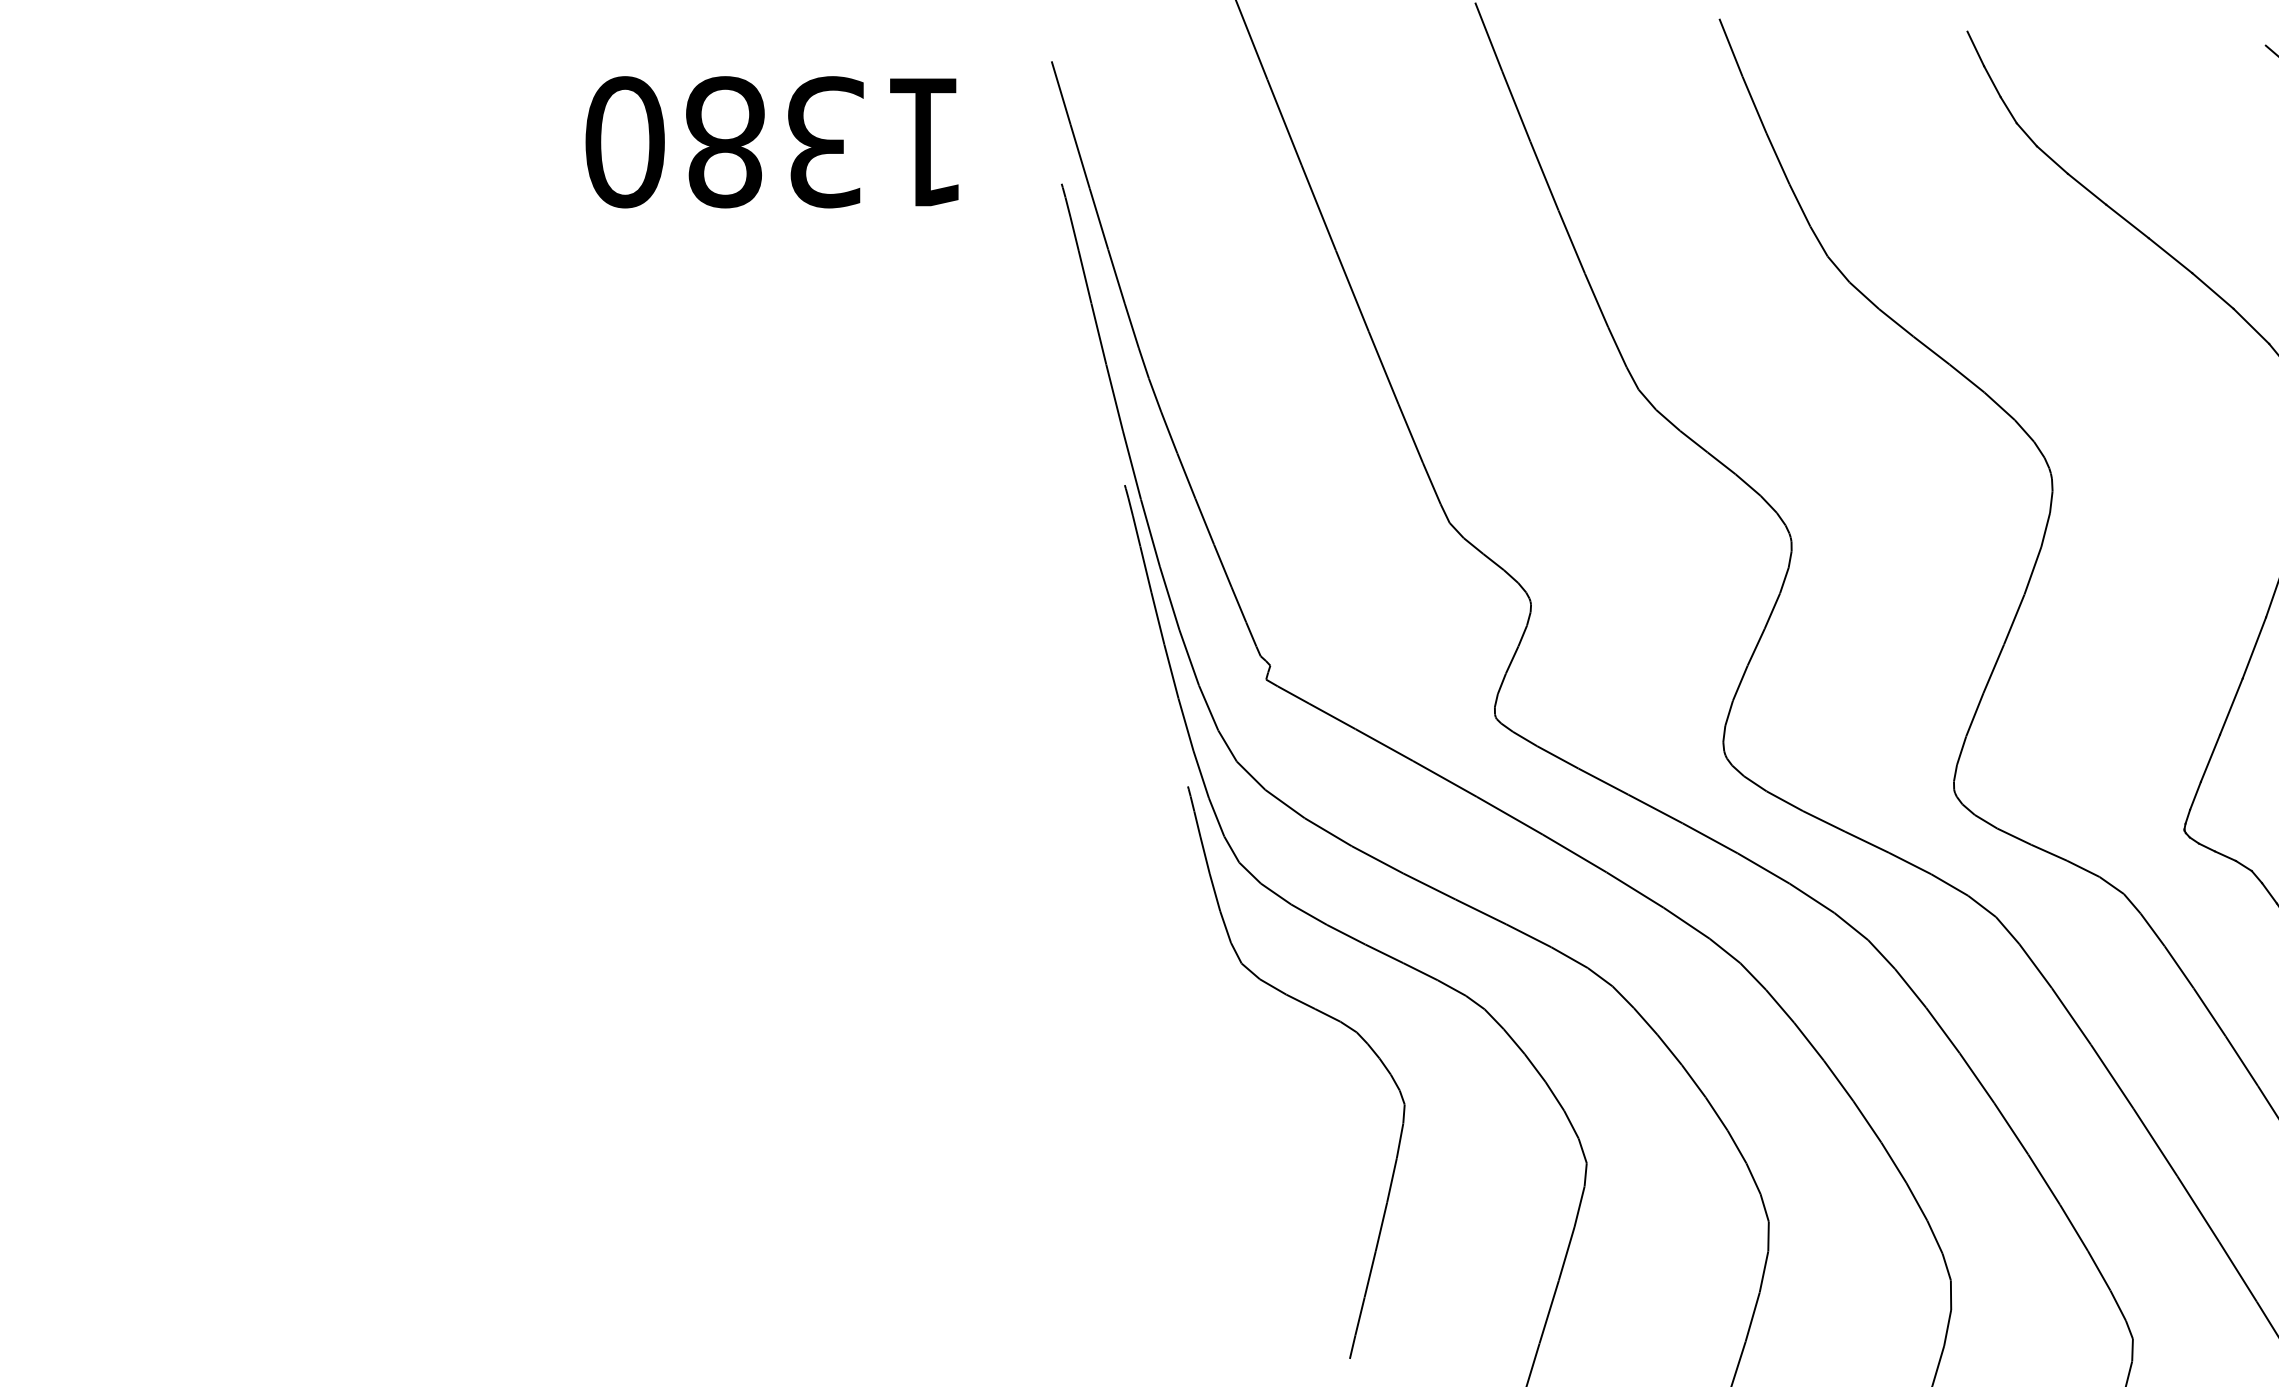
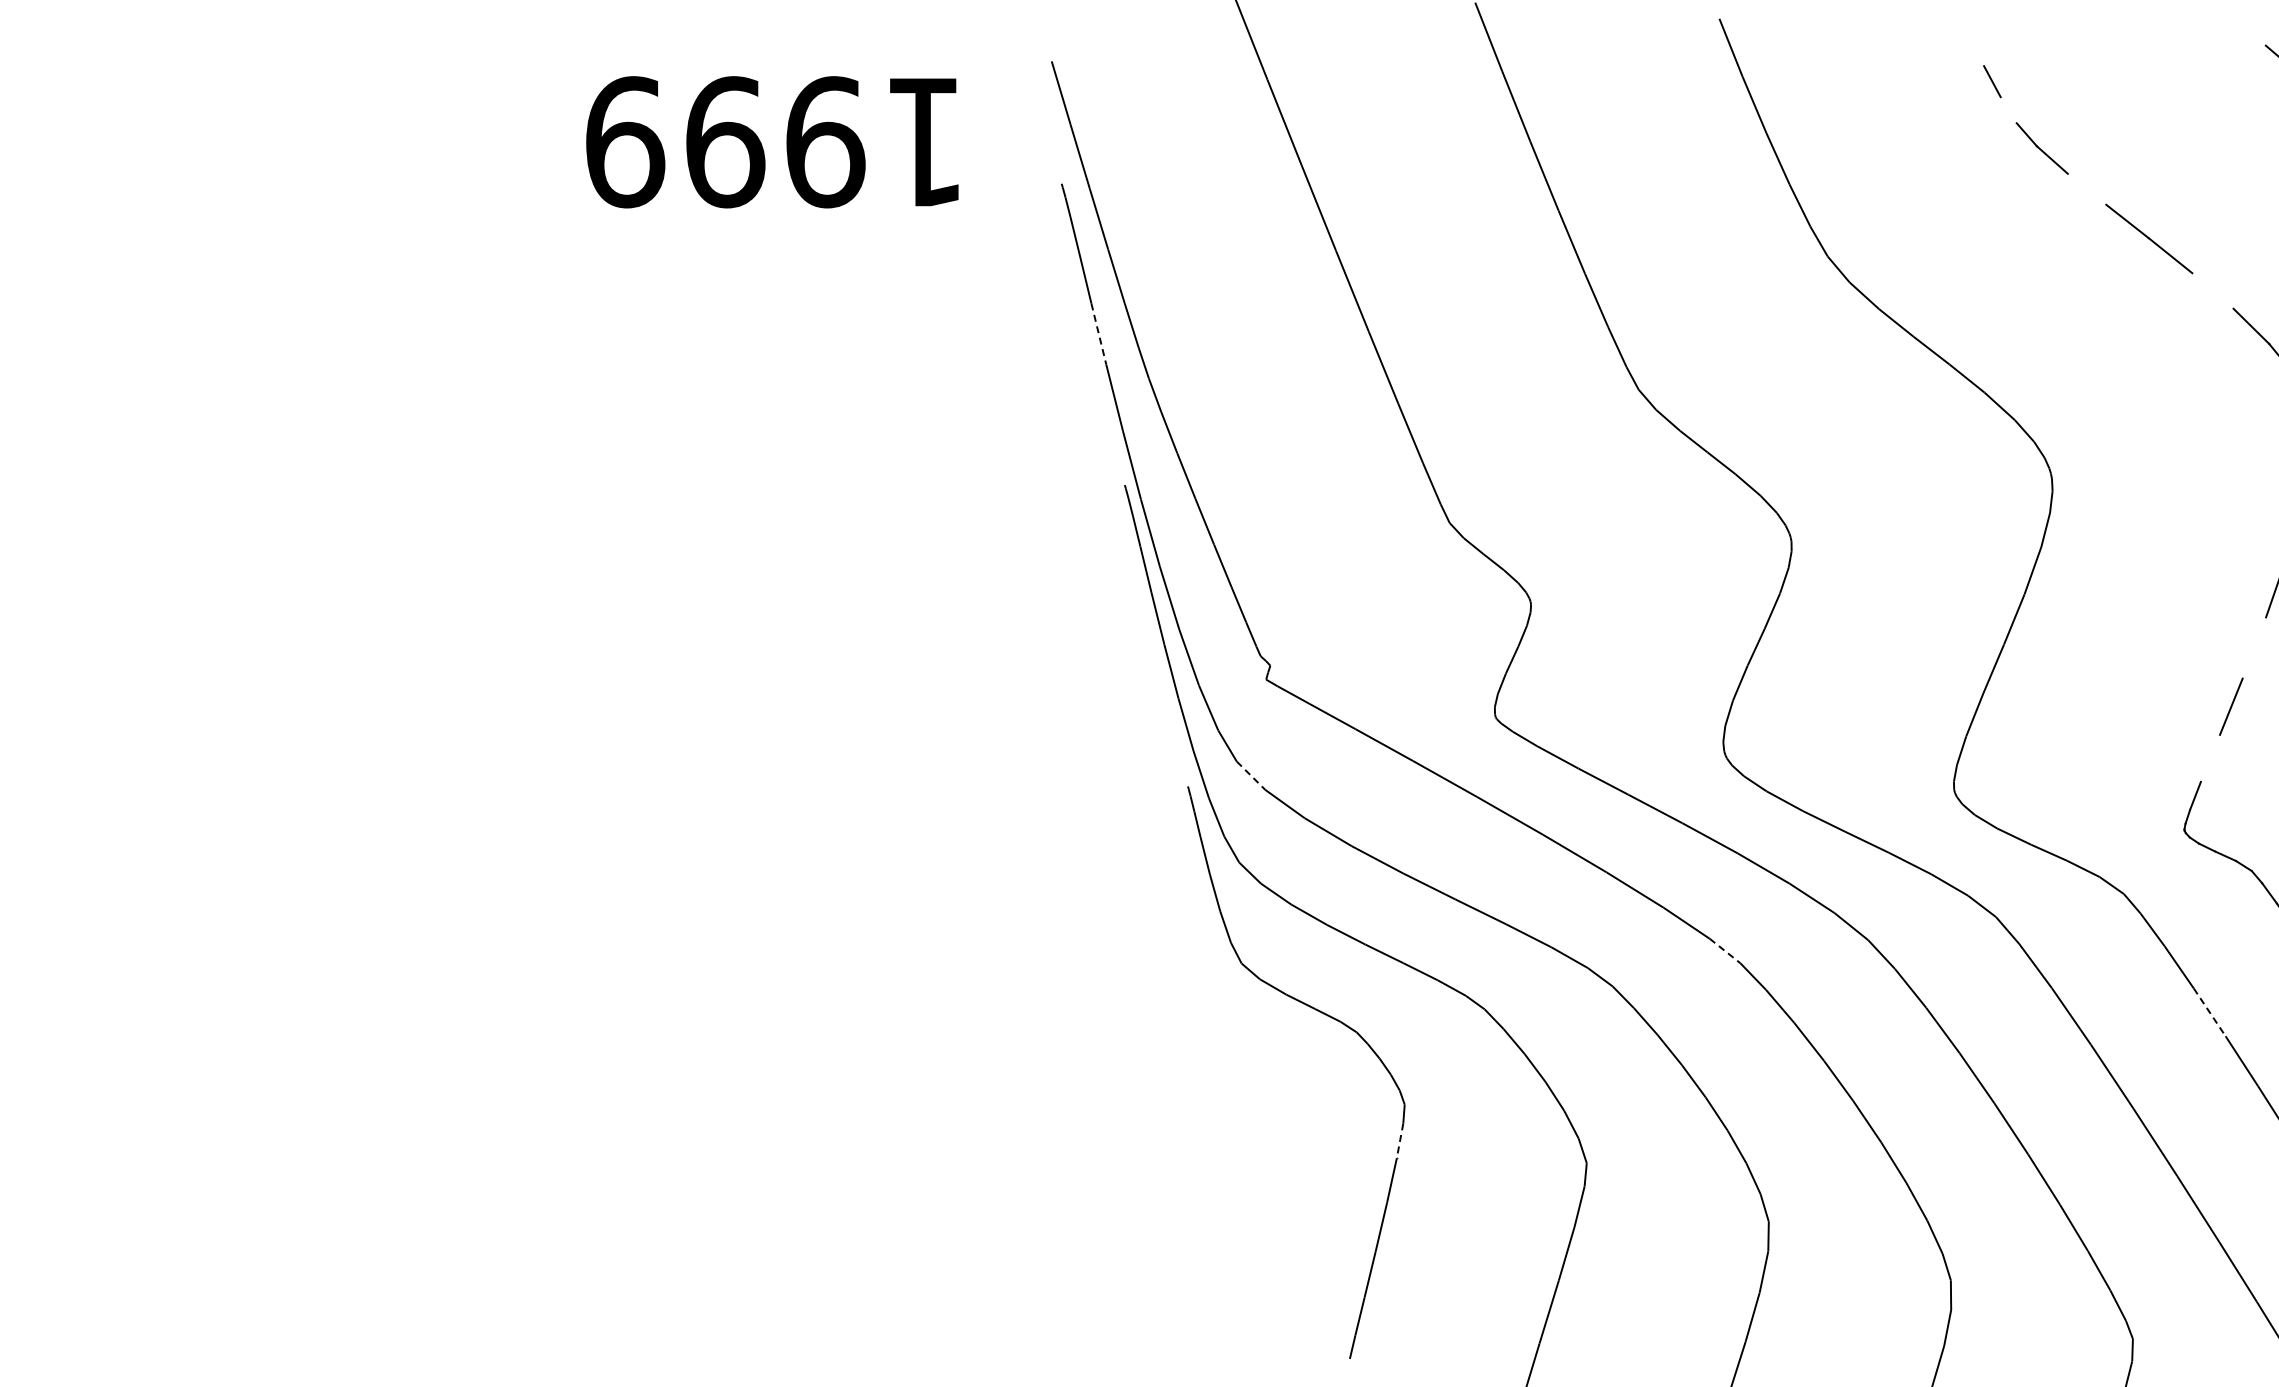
line: present -> none (1975, 48)
line: present -> none (2008, 110)
text: 1380 -> 1999 (725, 142)
line: present -> none (2086, 188)
line: present -> none (2212, 290)
line: solid -> dashed (1098, 334)
line: present -> none (2254, 647)
line: present -> none (2210, 757)
line: solid -> dashed (1251, 776)
line: solid -> dashed (1725, 951)
line: solid -> dashed (2209, 1012)
line: solid -> dashed (1400, 1140)
